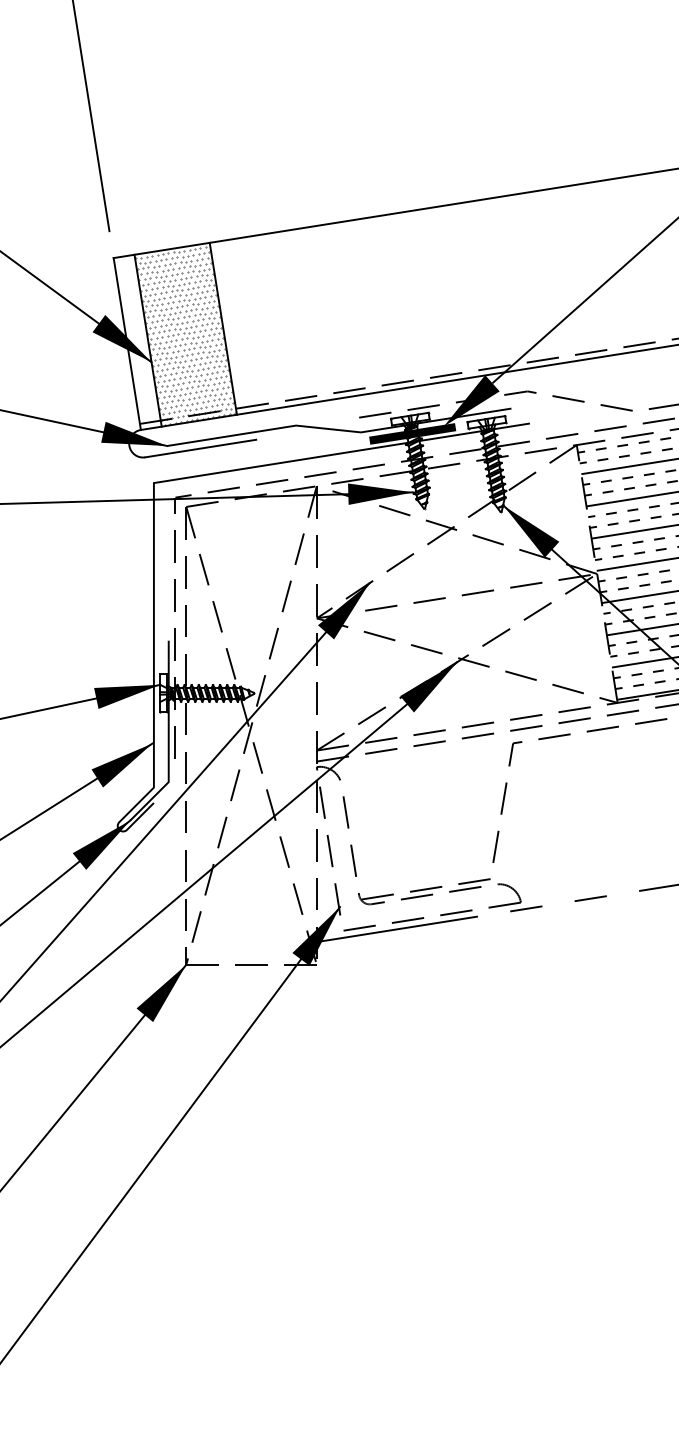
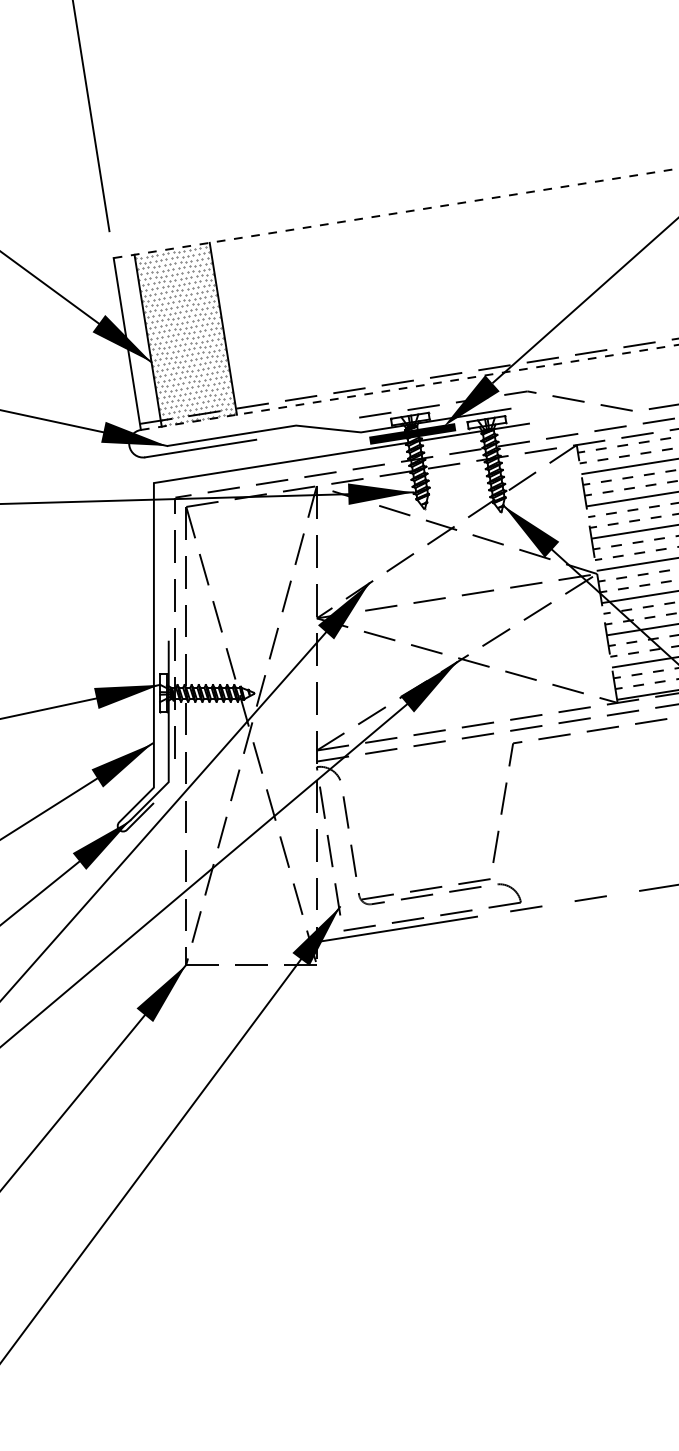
line: solid -> dashed (396, 213)
line: solid -> dashed (410, 387)
